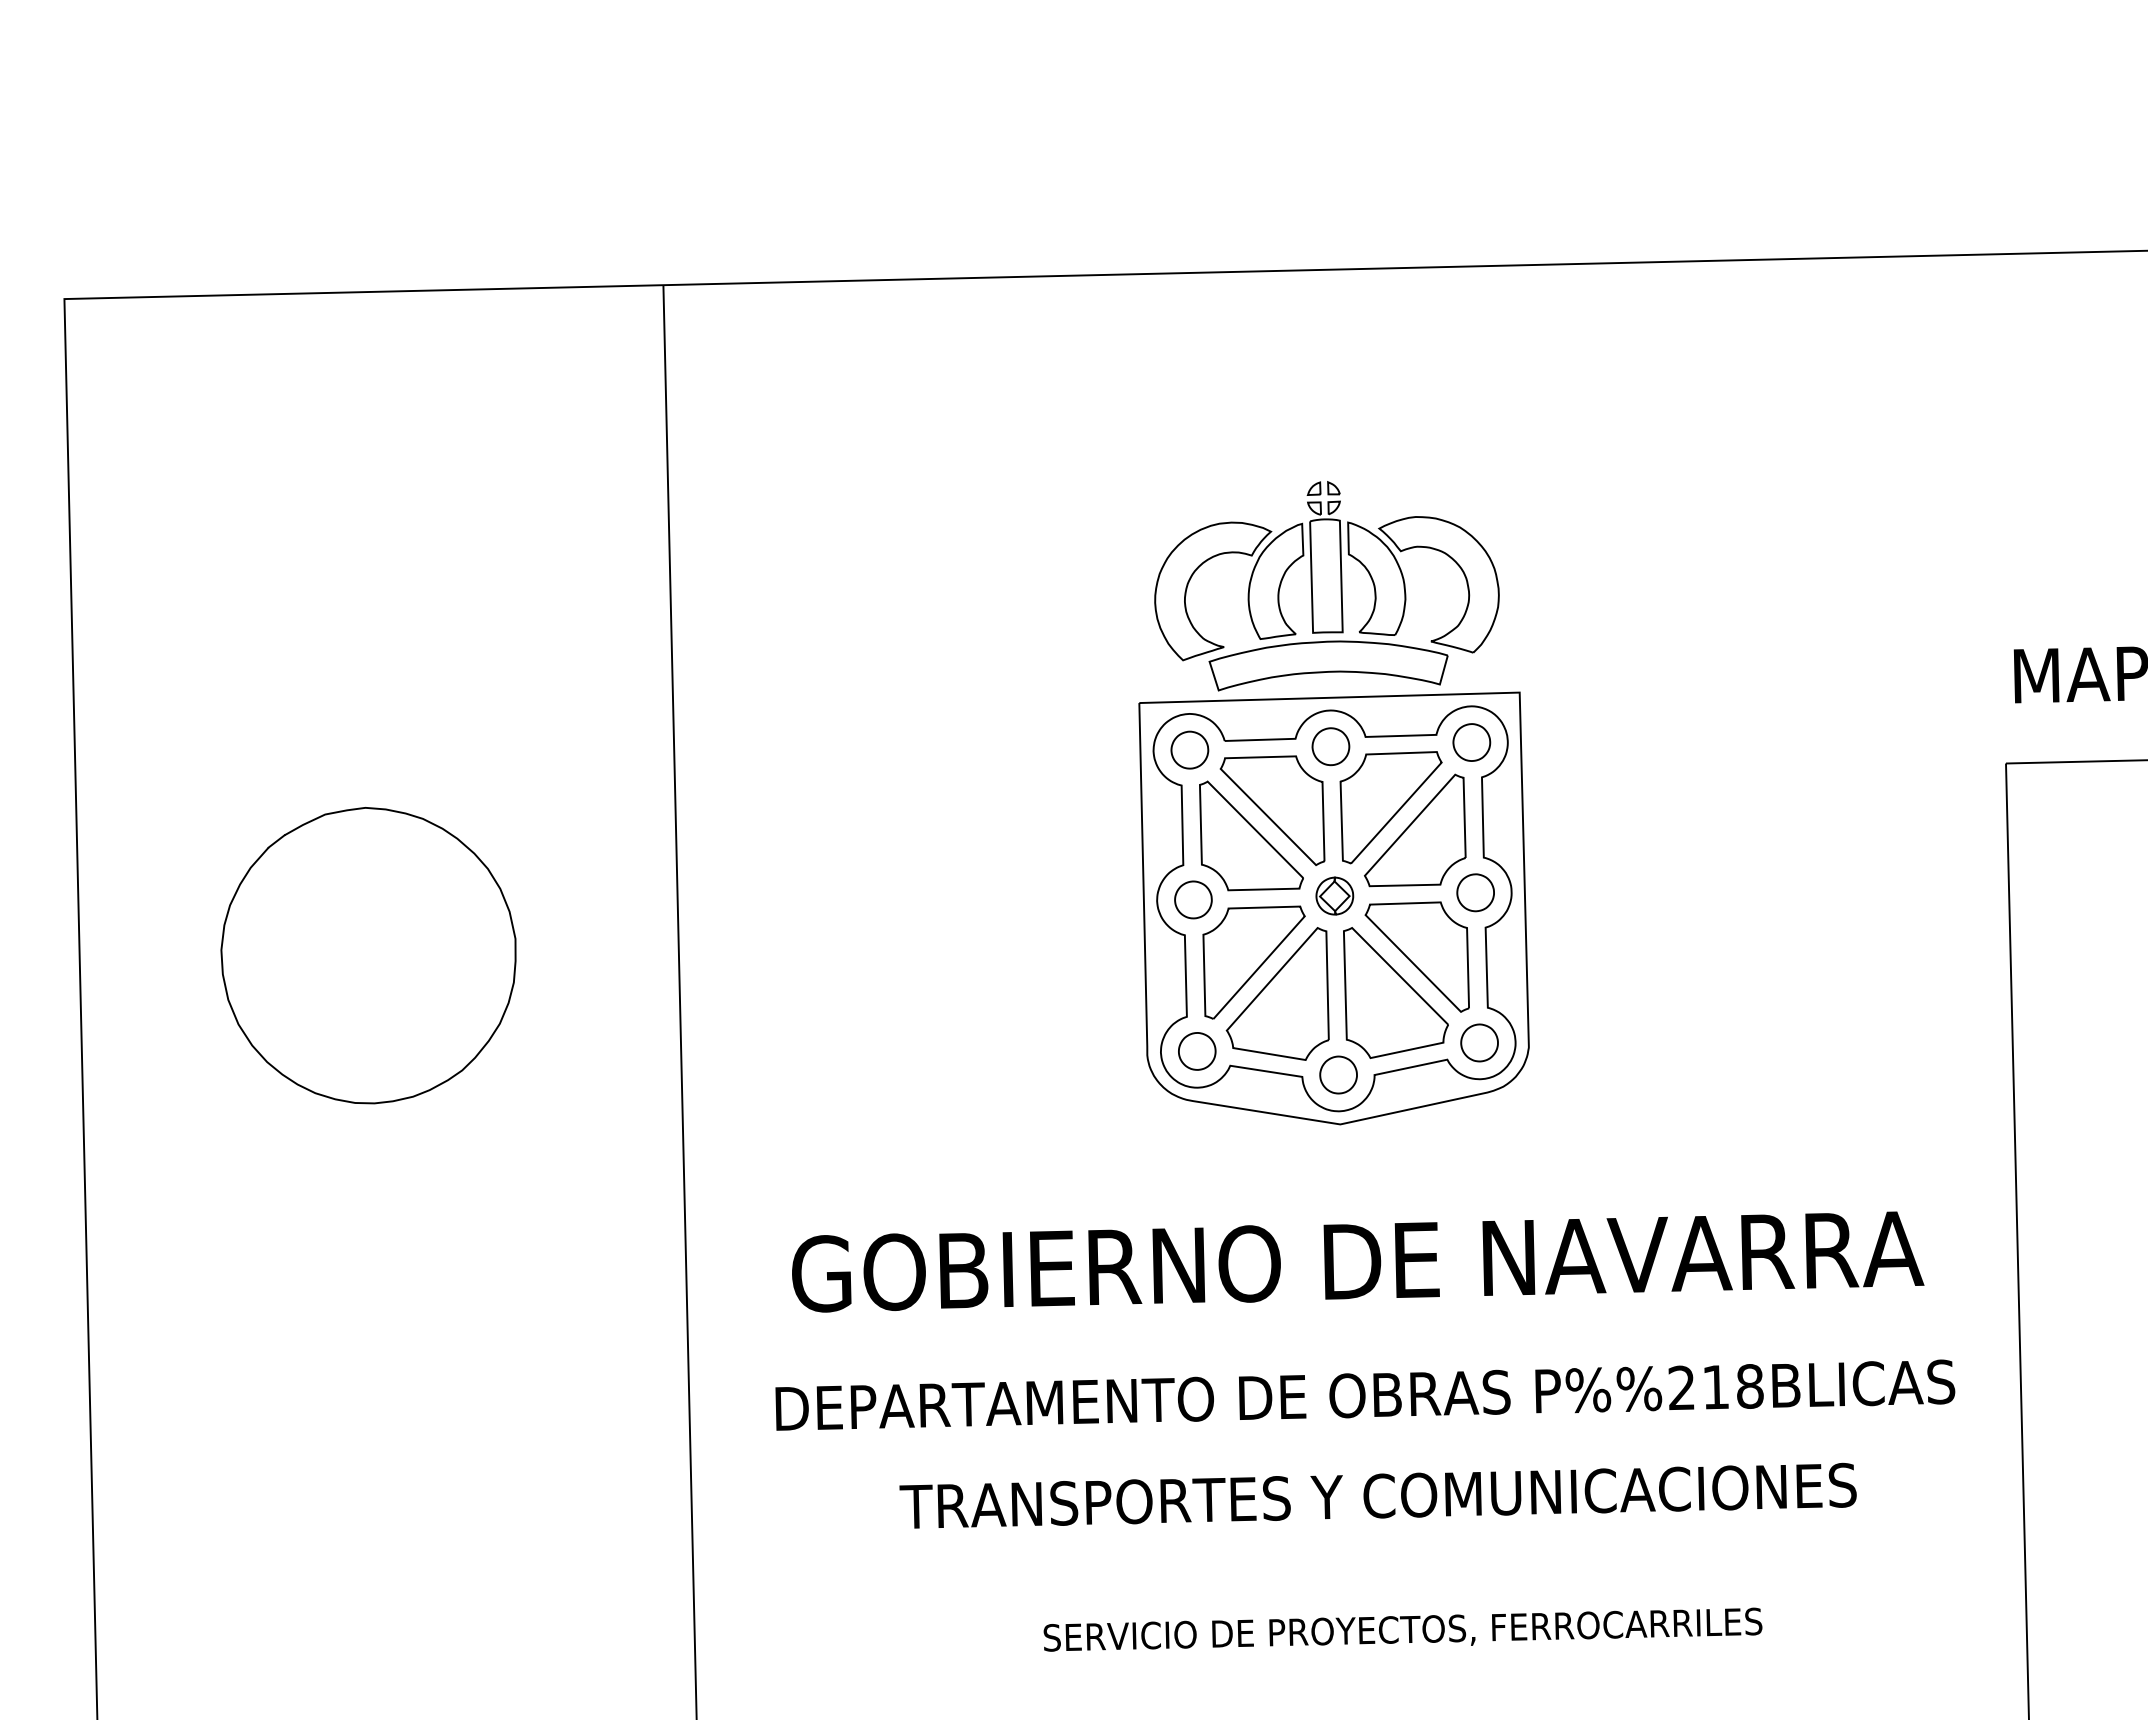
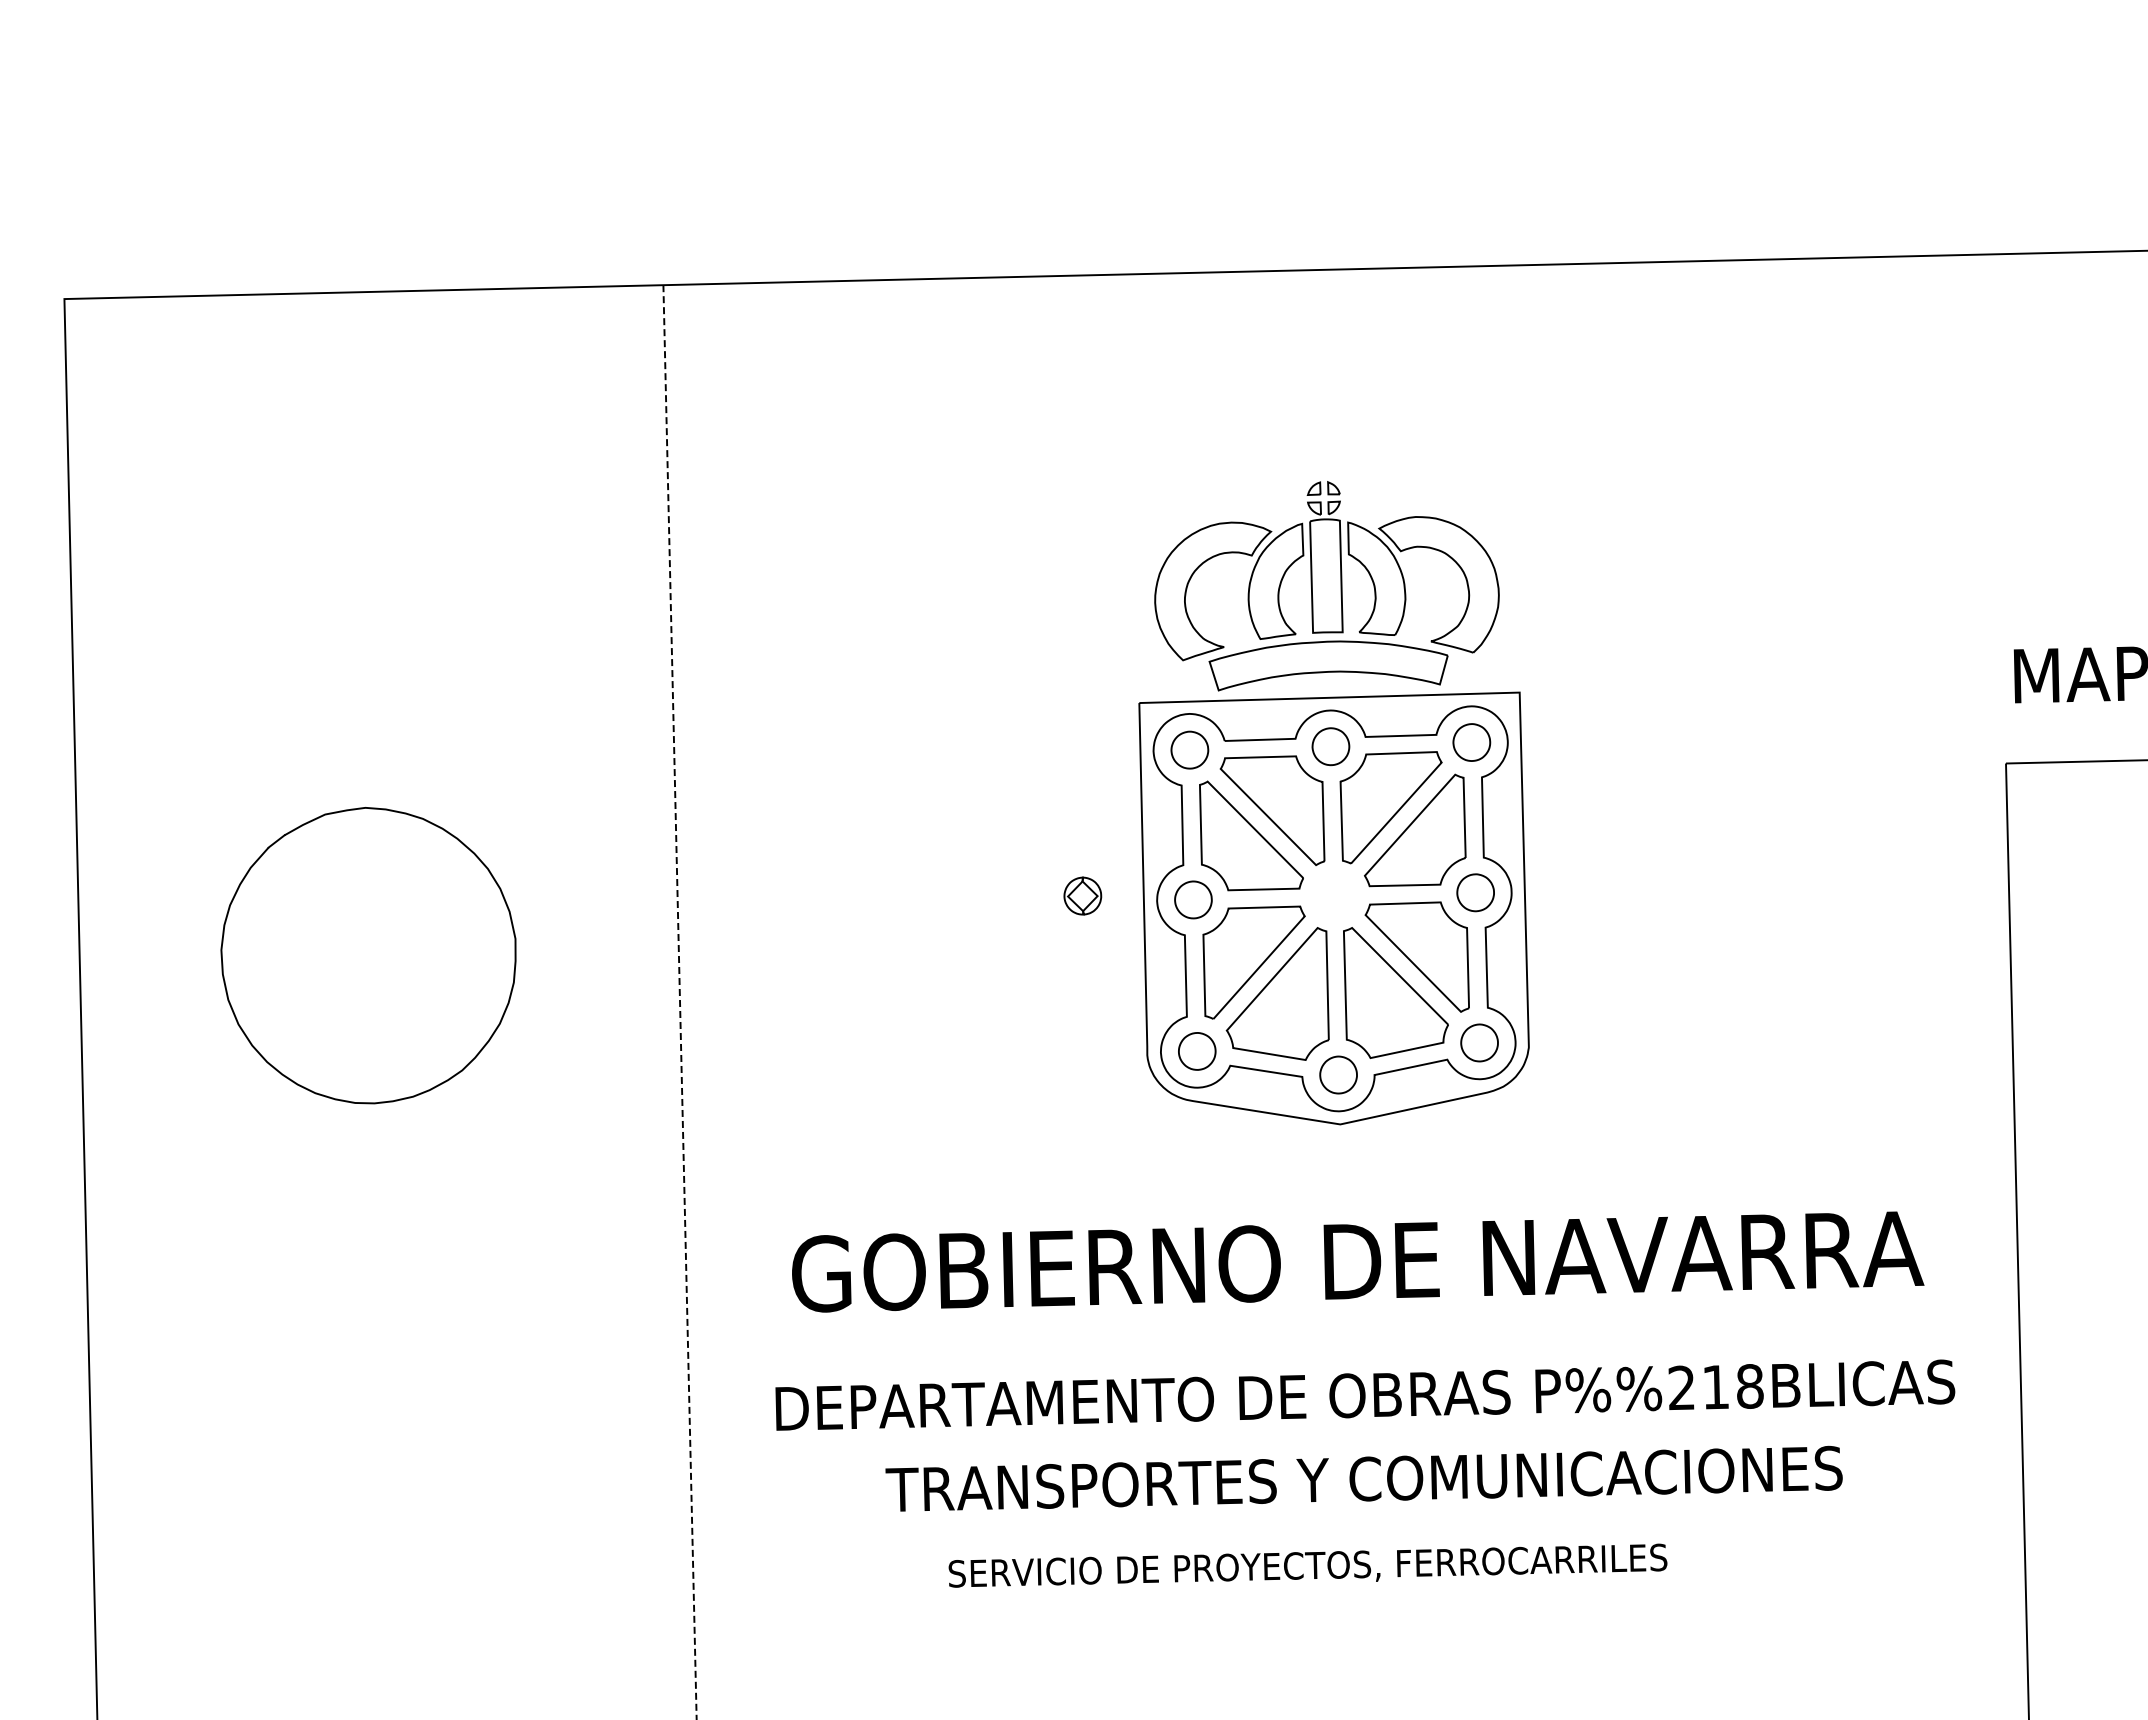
part position: (1334, 895) -> (1082, 895) (1082, 895)
line: solid -> dashed (680, 1002)
text position: (1377, 1495) -> (1363, 1478) (1363, 1478)
text position: (1402, 1629) -> (1307, 1565) (1307, 1565)
